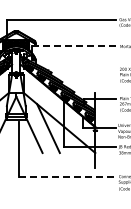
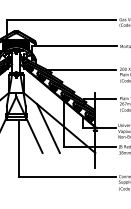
line: dashed -> solid (75, 45)
line: none -> present (81, 69)
line: dashed -> solid (67, 176)
